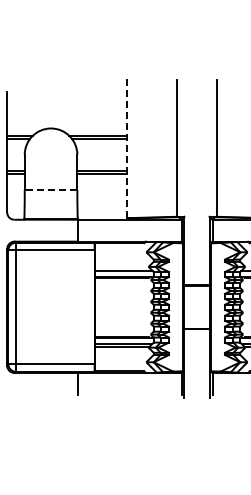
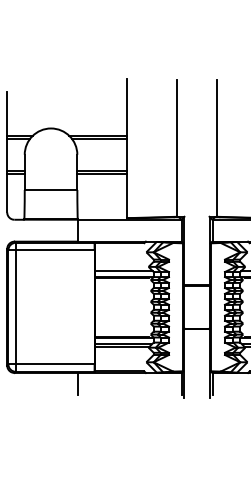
line: dashed -> solid (126, 148)
line: dashed -> solid (50, 190)
